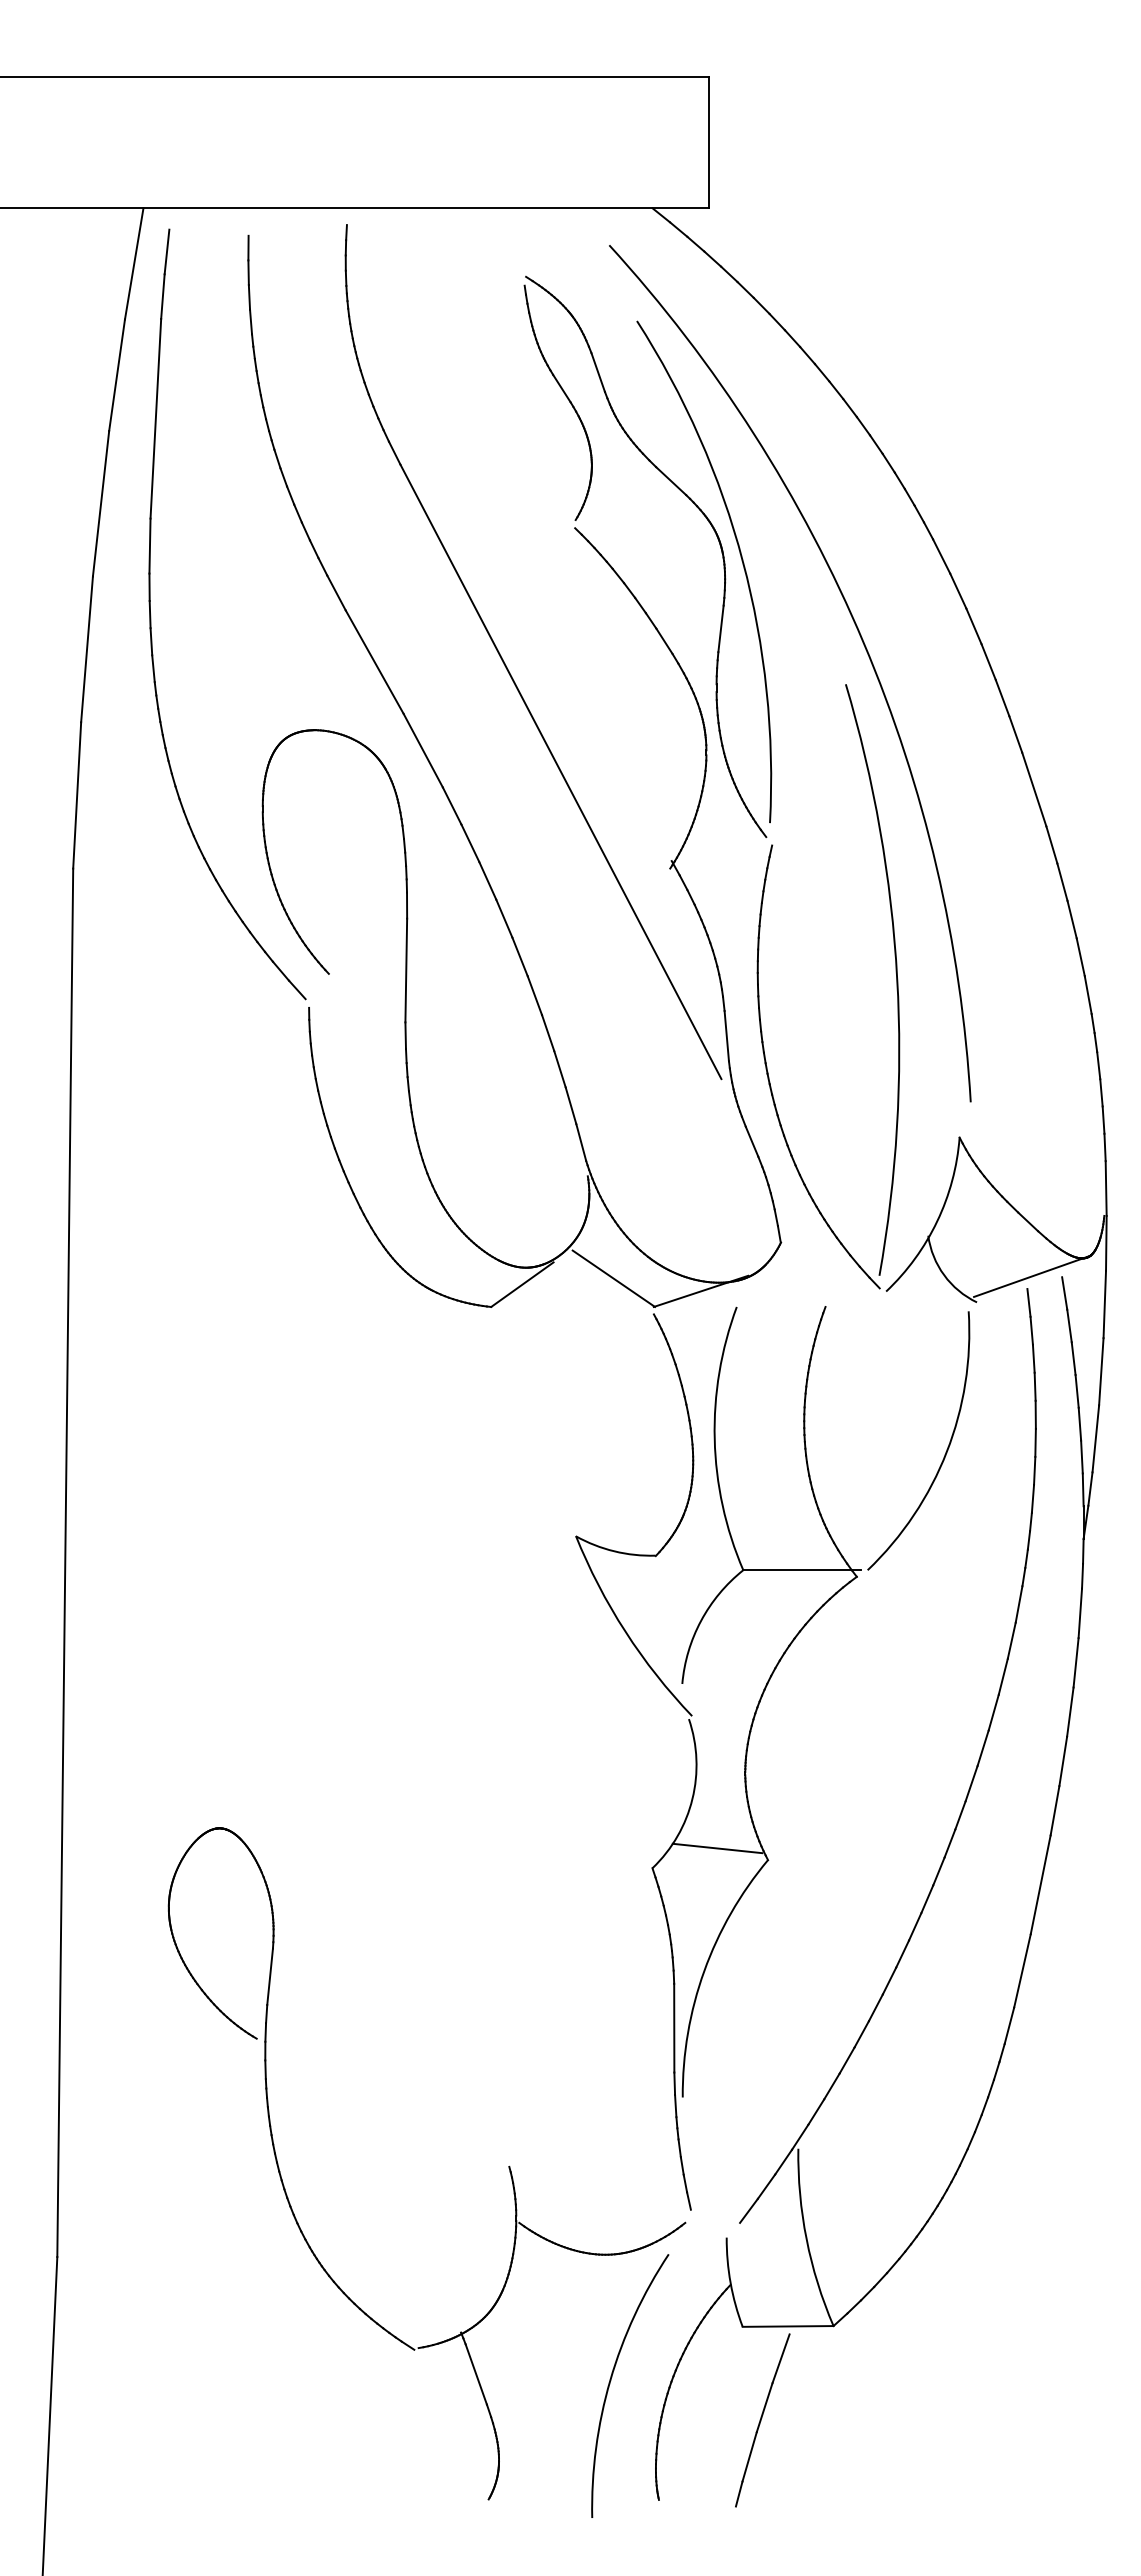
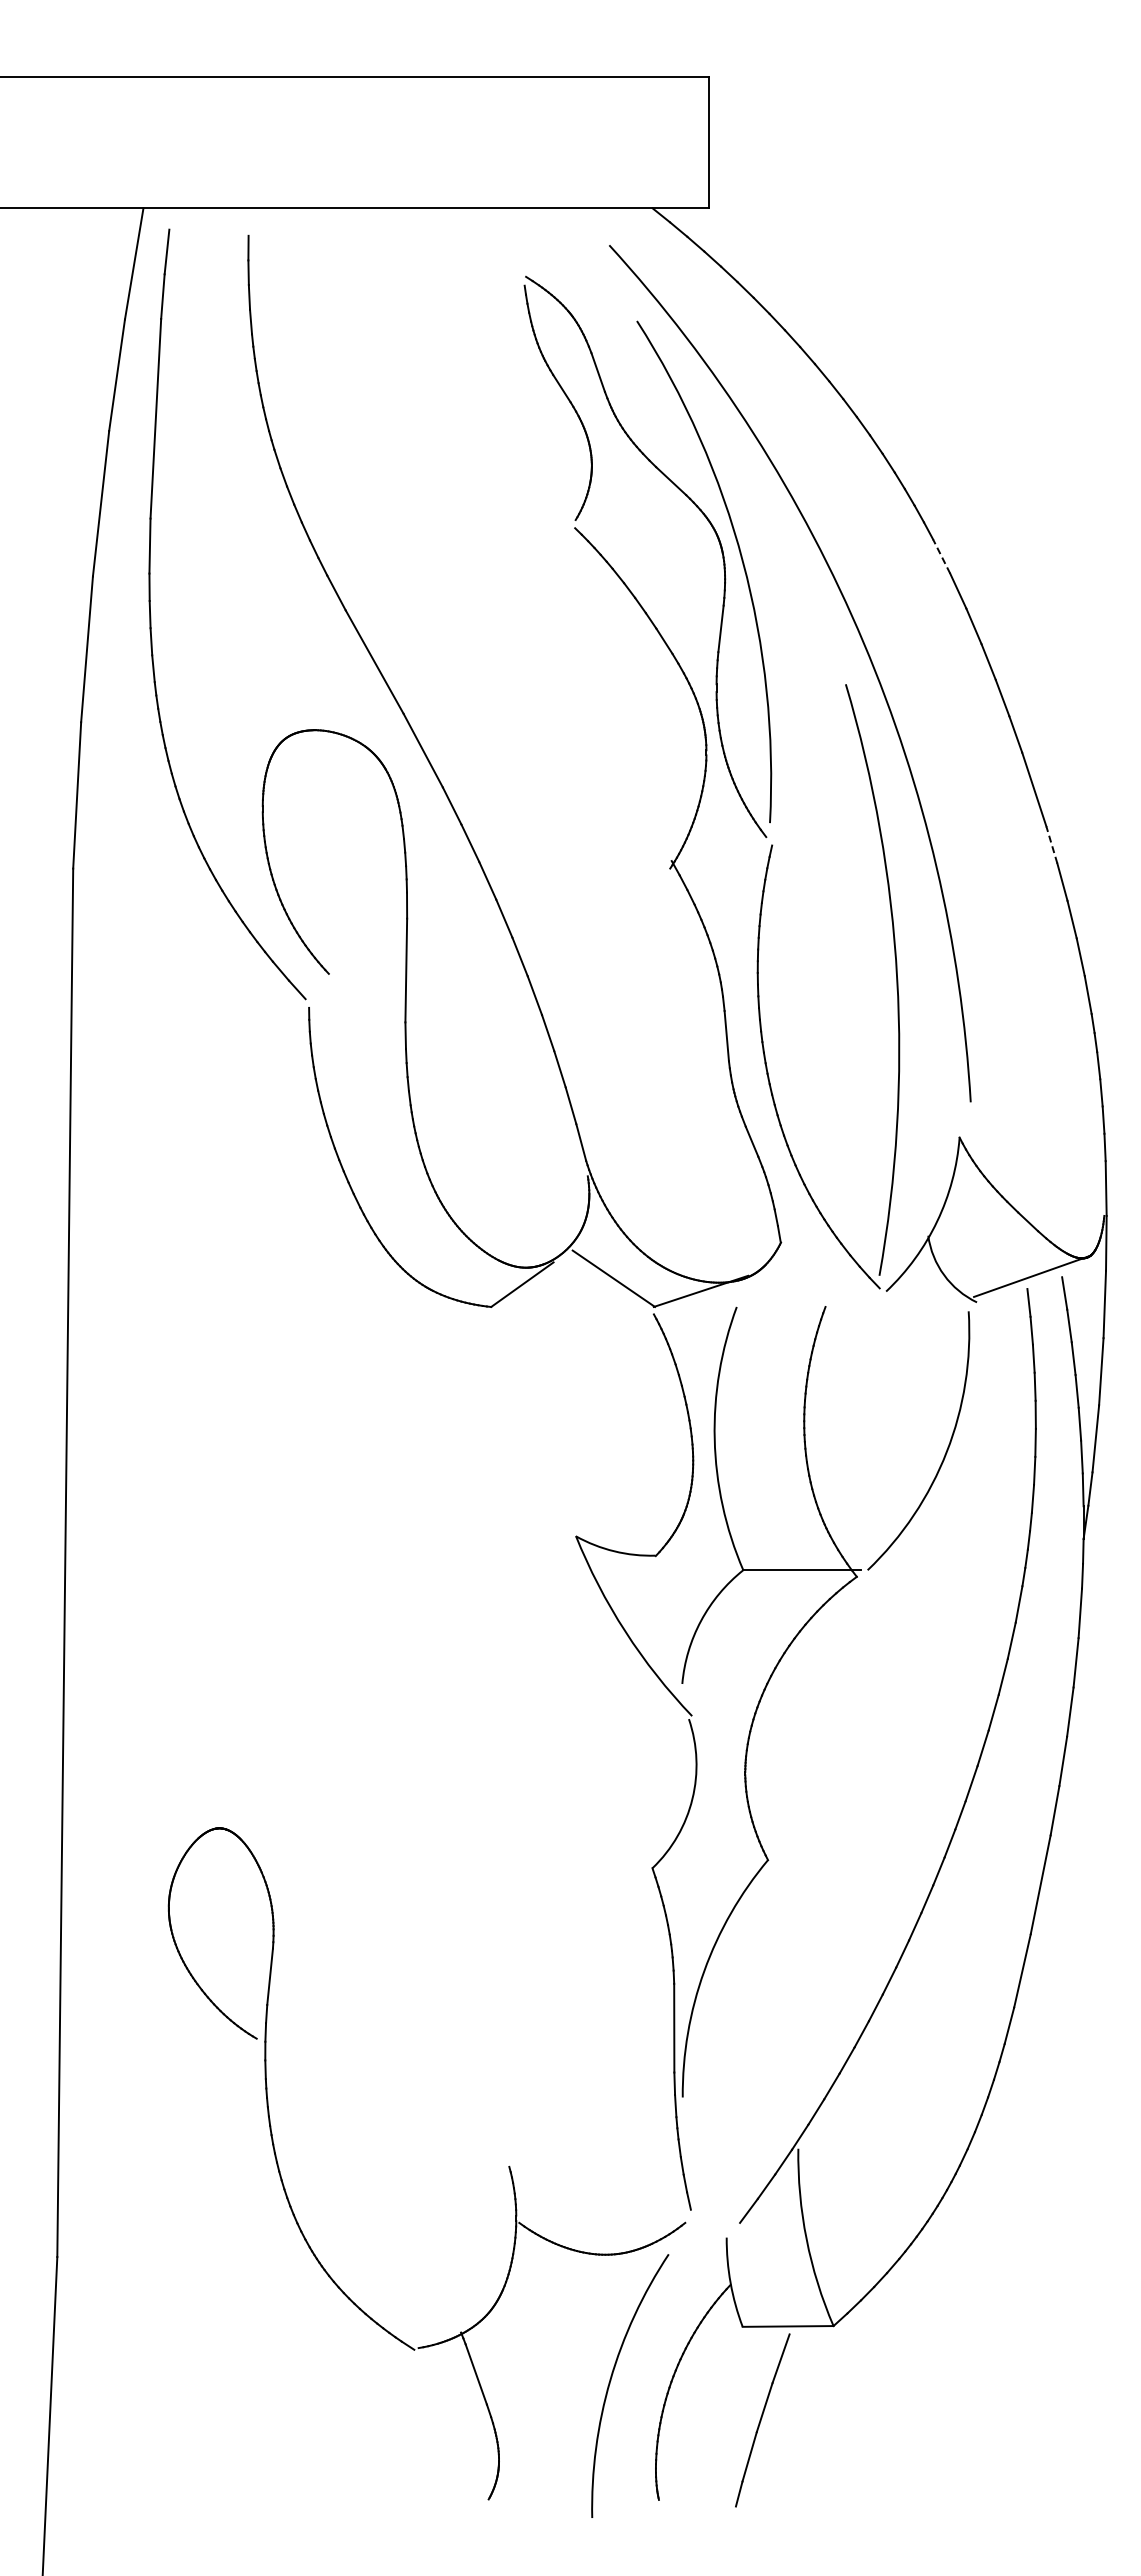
line: solid -> dashed (941, 556)
part: present -> none (506, 665)
line: solid -> dashed (1051, 844)
line: present -> none (717, 1848)
